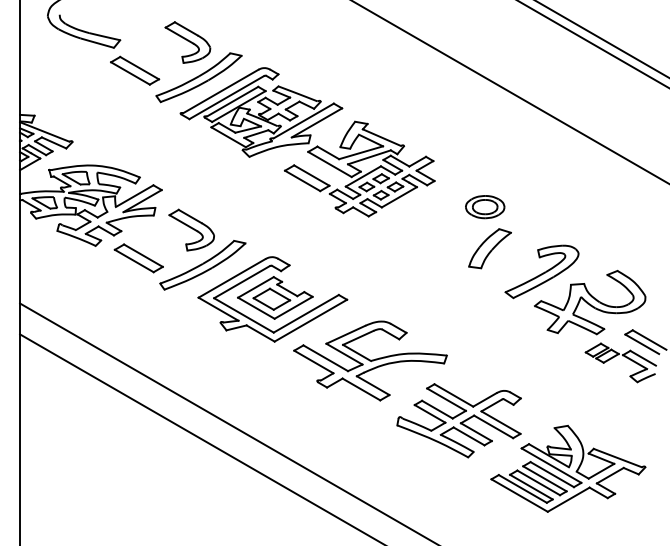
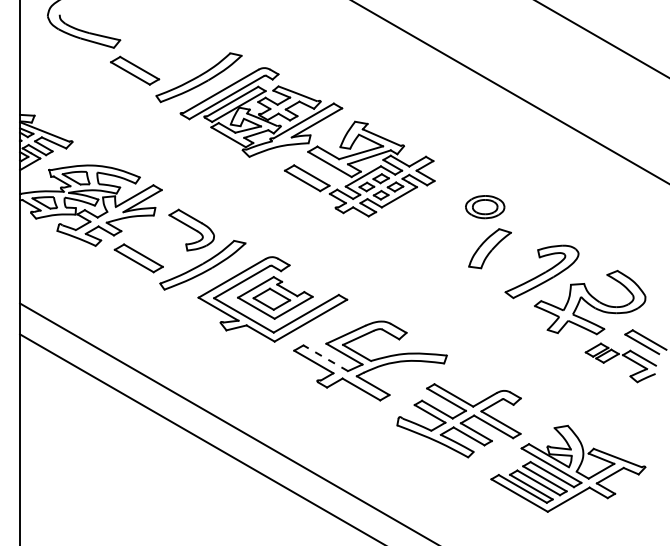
part: present -> none (187, 42)
line: present -> none (592, 44)
line: solid -> dashed (325, 358)
